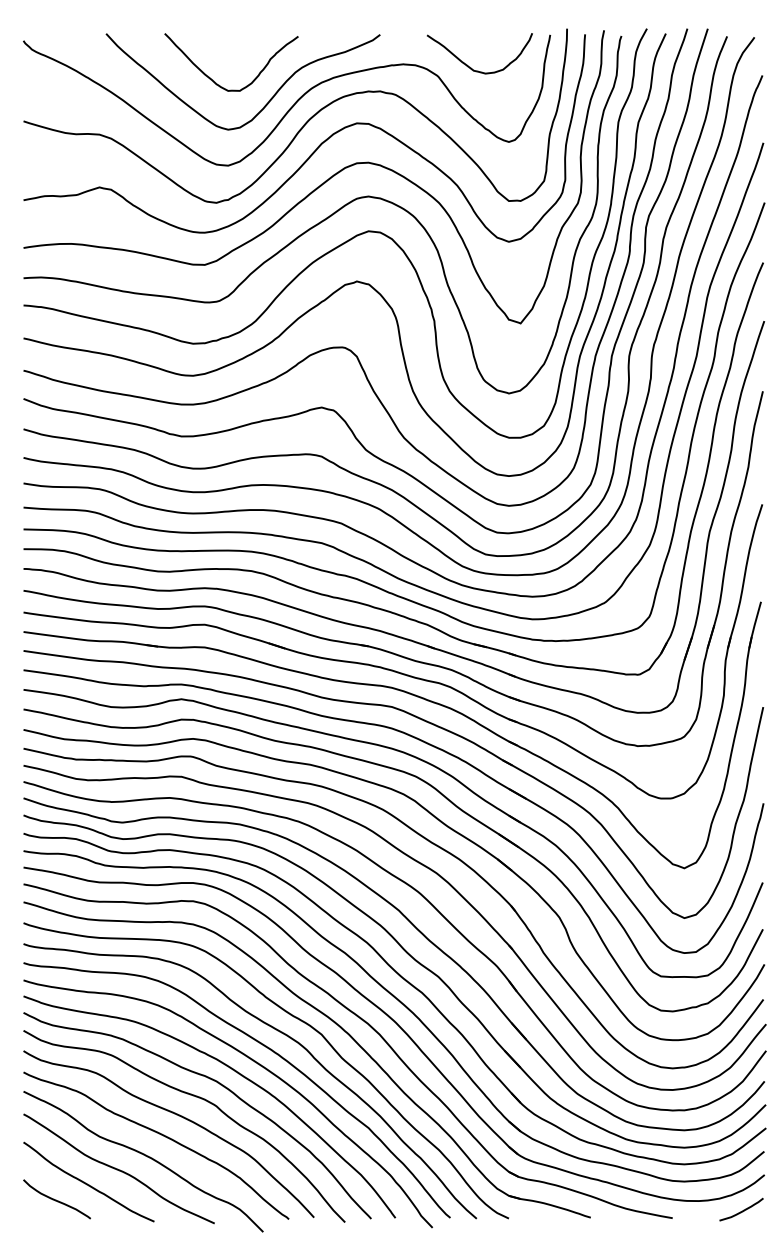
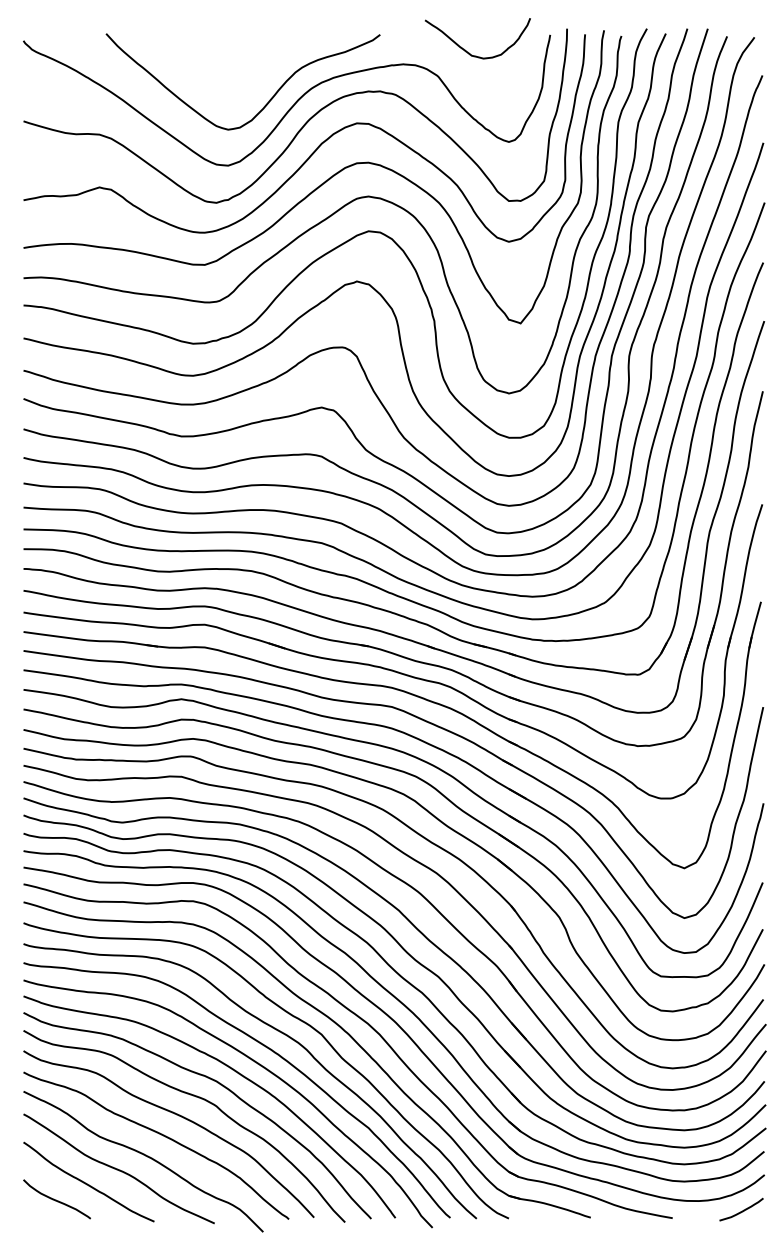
curve position: (471, 67) -> (469, 52) (469, 52)
curve: present -> none (215, 81)
